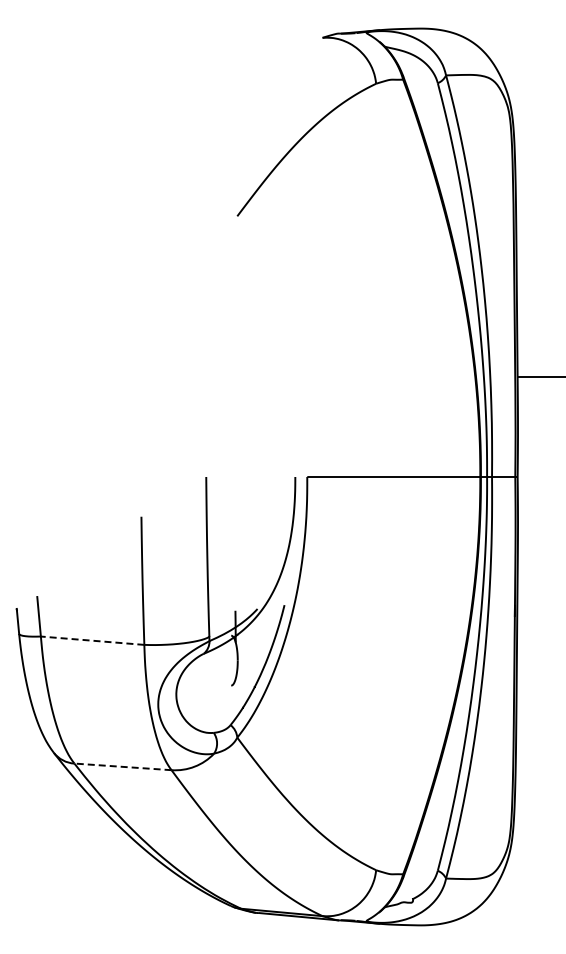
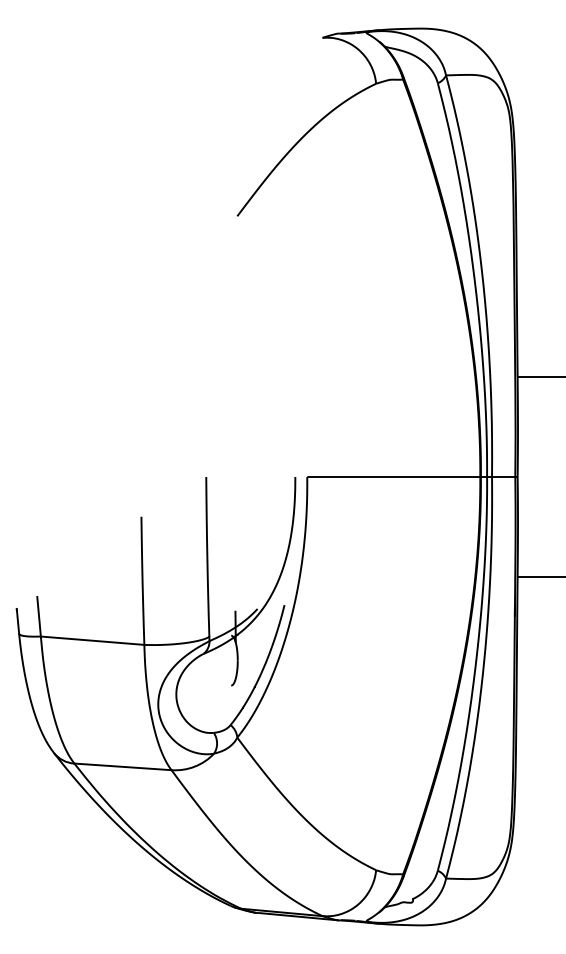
line: none -> present (539, 577)
line: dashed -> solid (92, 640)
line: dashed -> solid (122, 766)
